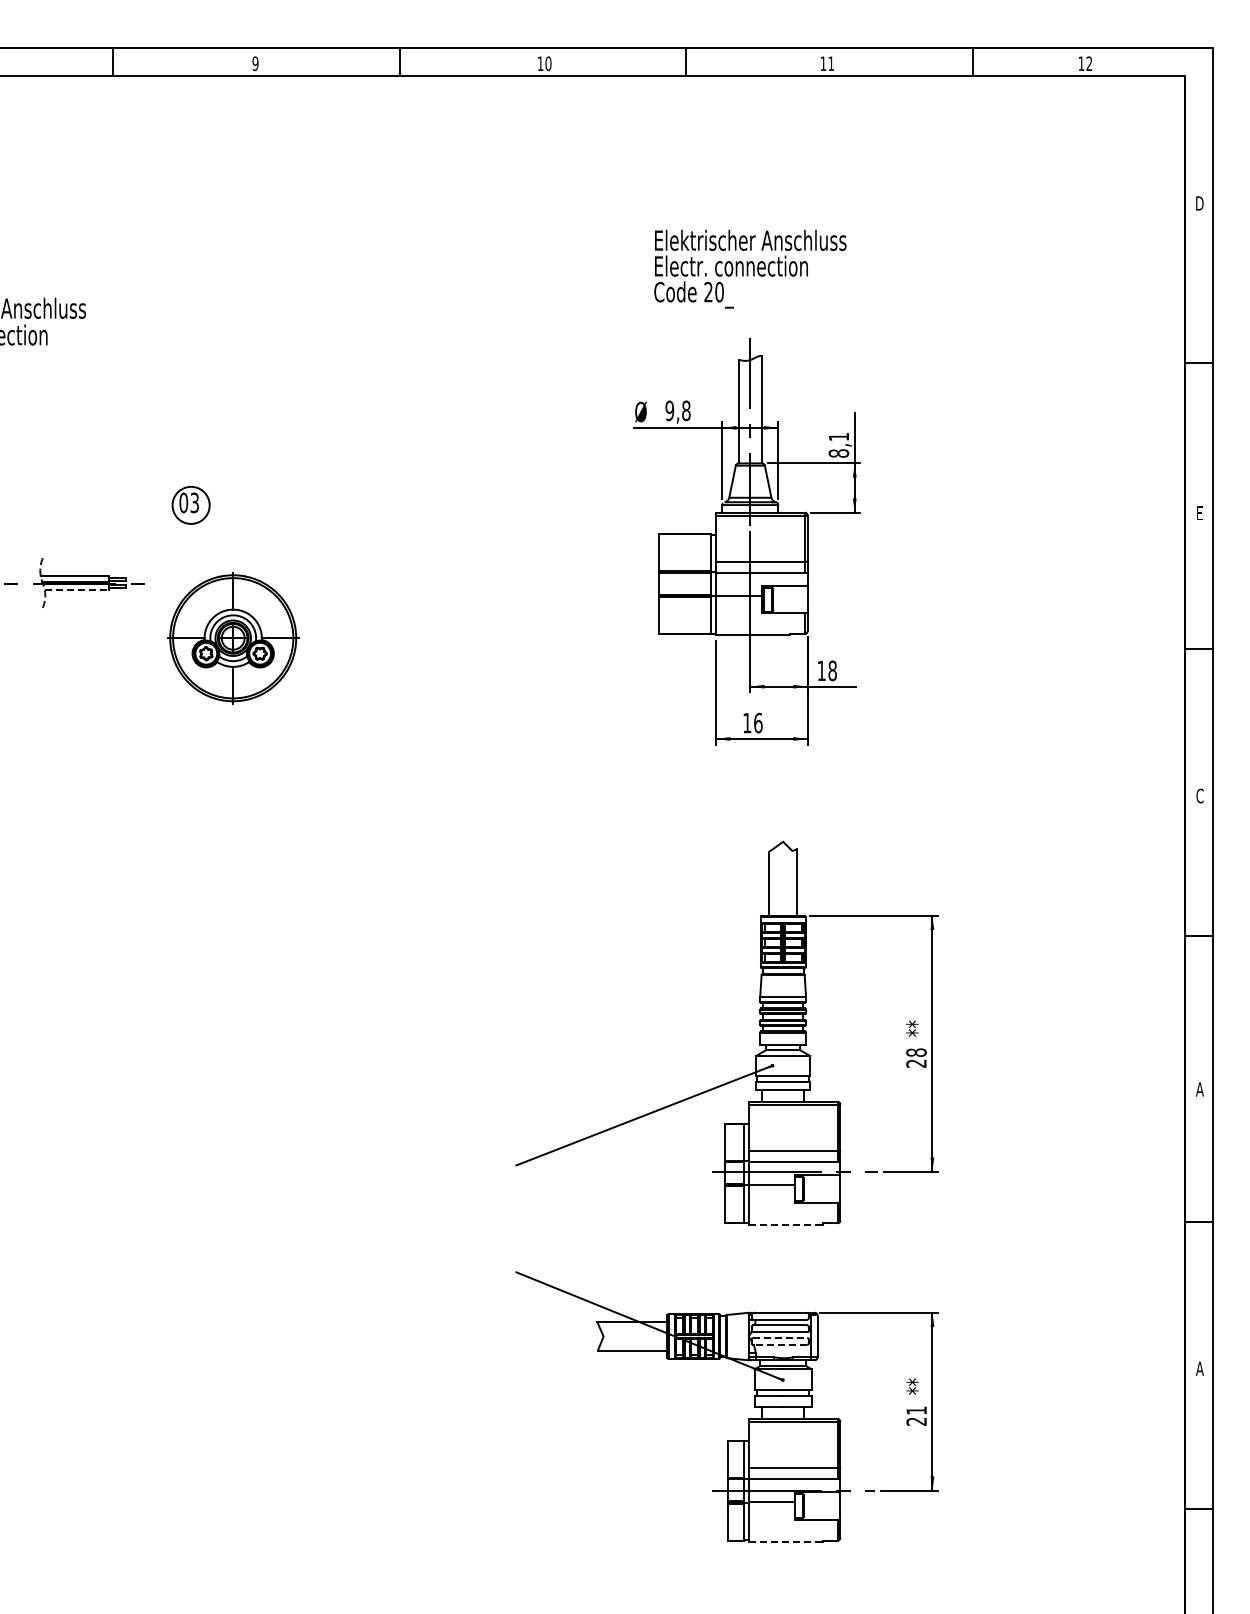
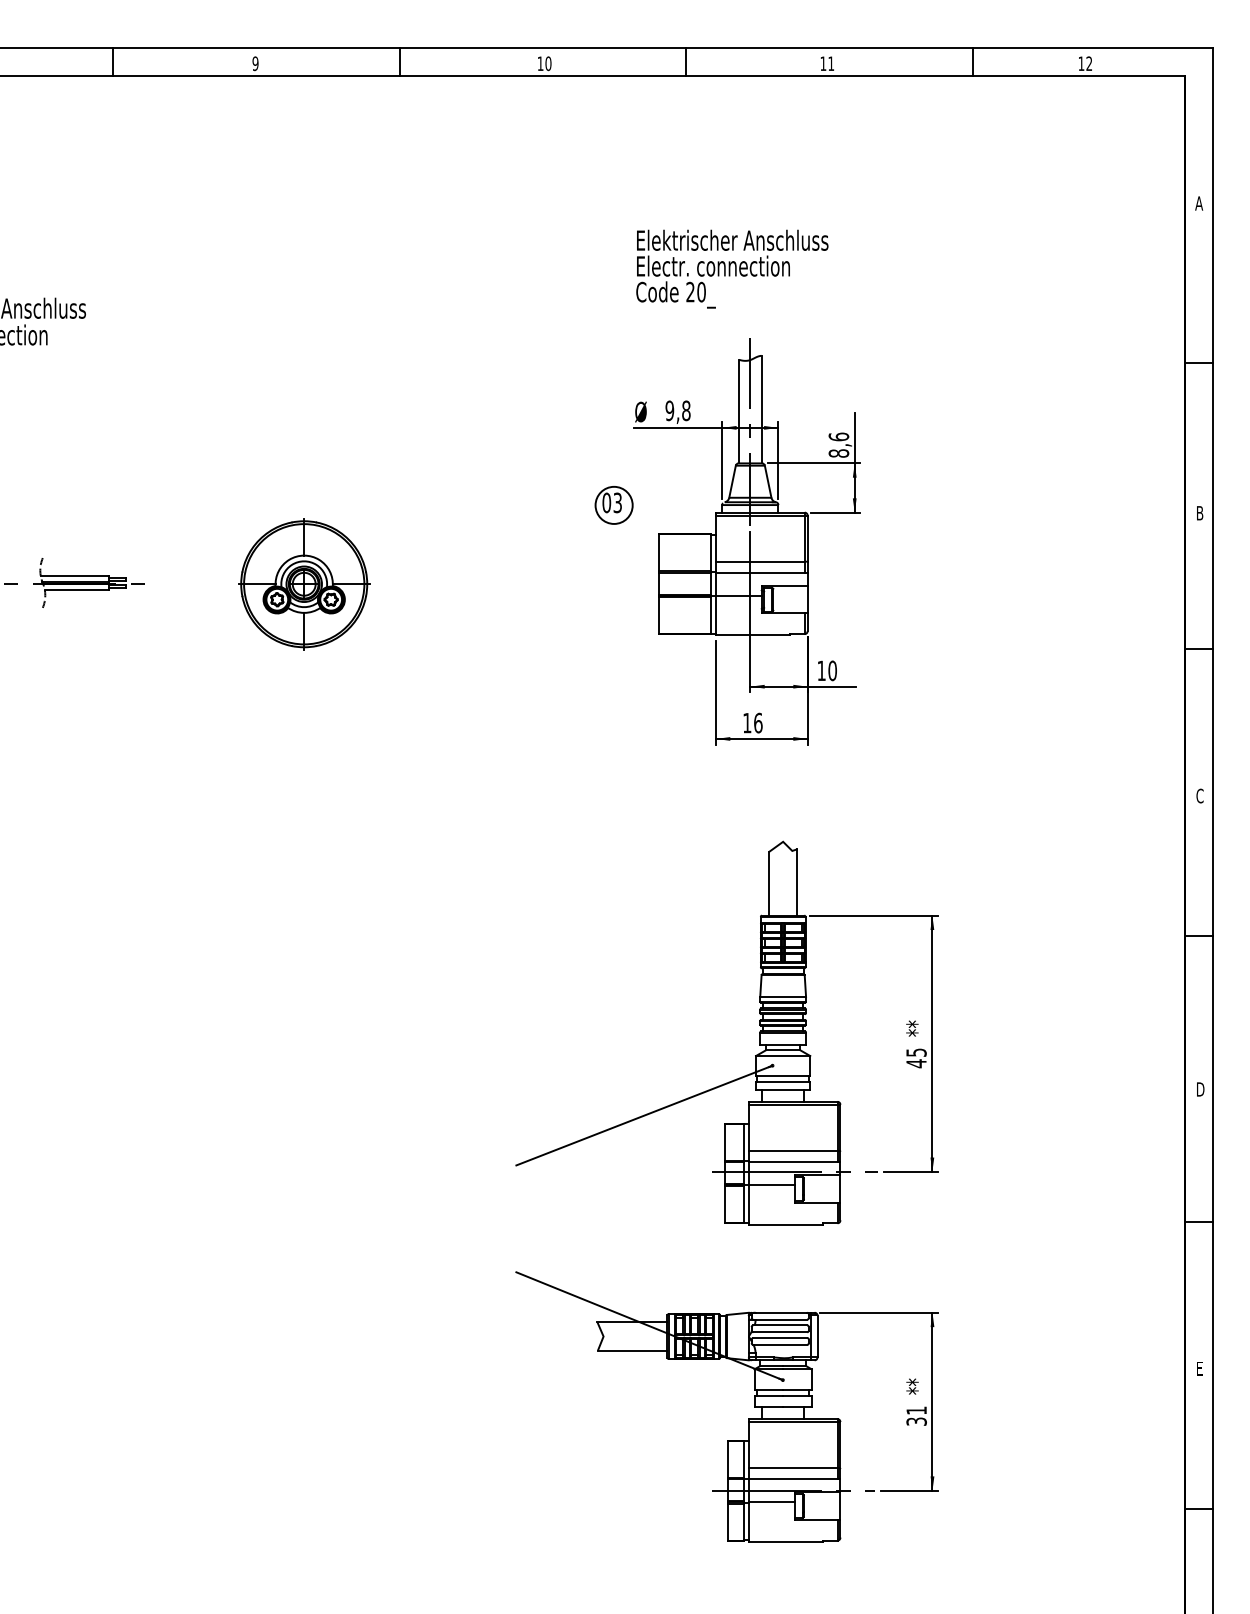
text: D -> A (1199, 203)
text position: (750, 268) -> (732, 268) (732, 268)
text: 8,1 -> 8,6 (838, 436)
part position: (190, 505) -> (613, 505) (613, 505)
text: E -> B (1200, 513)
line: dashed -> solid (76, 589)
part position: (233, 638) -> (304, 584) (304, 584)
text: 18 -> 10 (832, 670)
text: 28 -> 45 (916, 1058)
text: A -> D (1200, 1089)
line: dashed -> solid (786, 1224)
line: dashed -> solid (780, 1337)
line: dashed -> solid (780, 1344)
text: A -> E (1199, 1368)
text: 21 -> 31 (916, 1421)
line: dashed -> solid (786, 1541)
